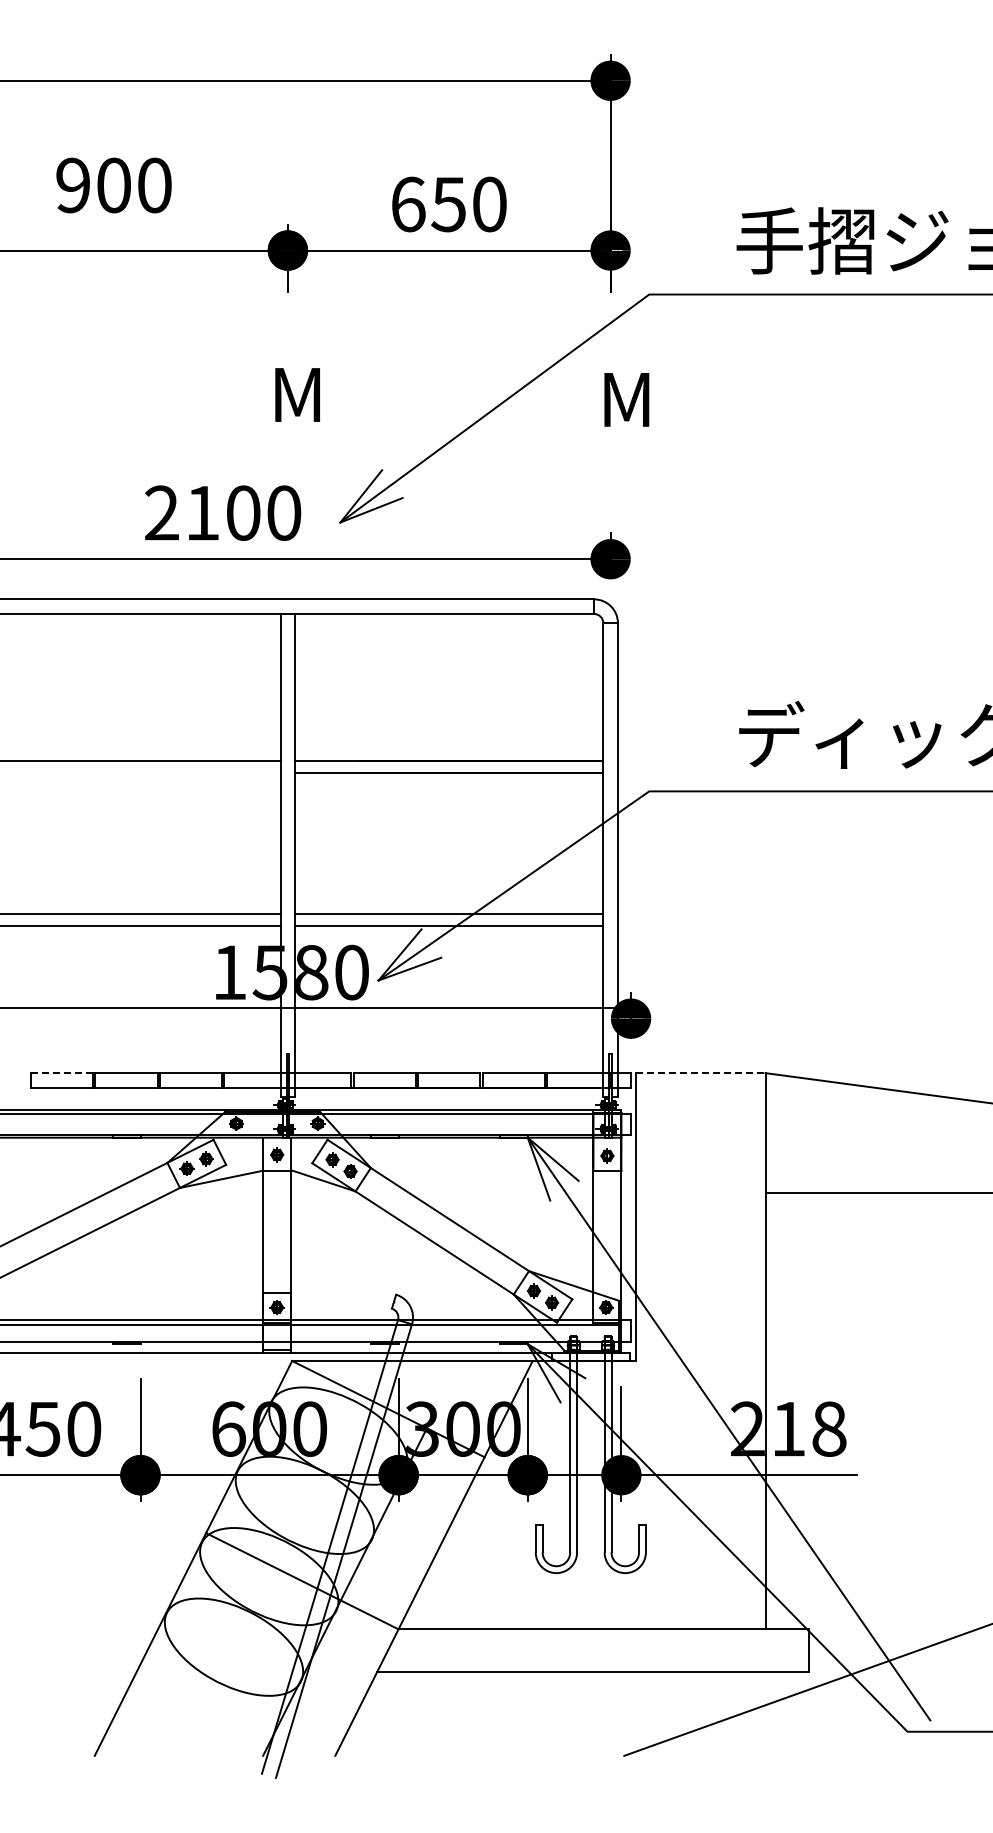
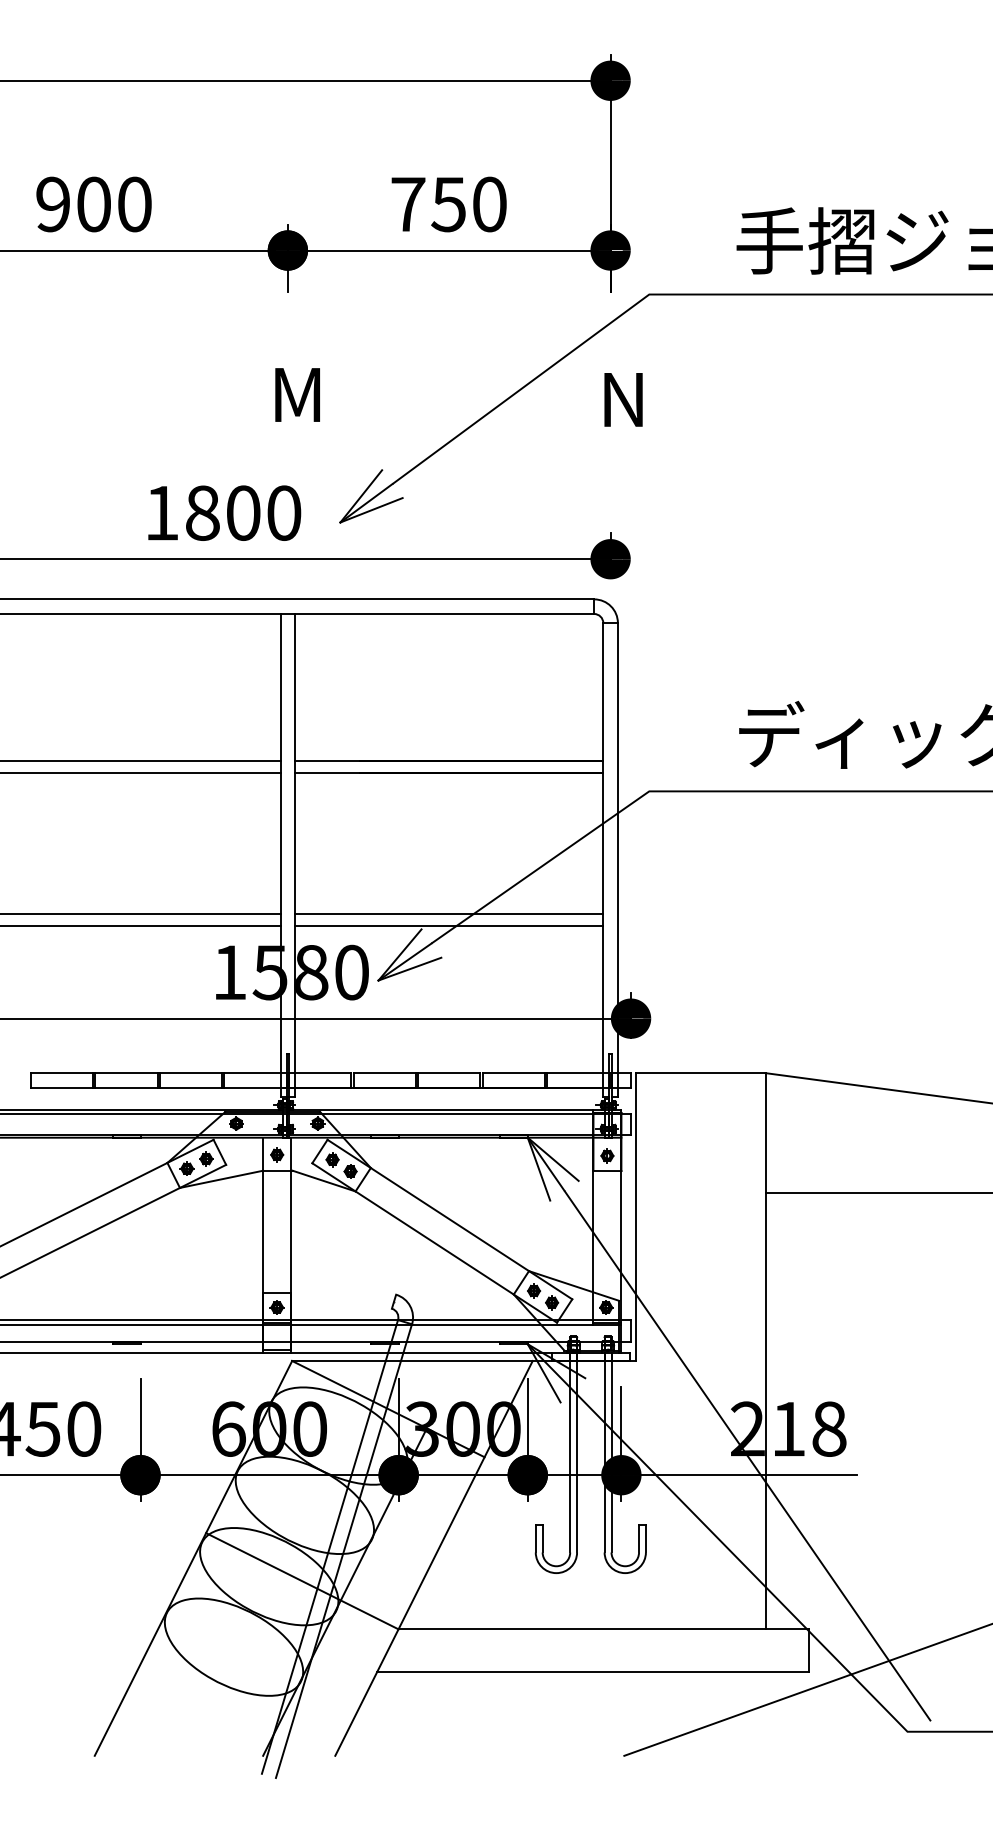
text position: (113, 185) -> (93, 204) (93, 204)
text: 650 -> 750 (408, 204)
text: M -> N (629, 399)
text: 2100 -> 1800 (182, 512)
line: none -> present (141, 772)
line position: (316, 1007) -> (316, 1018) (316, 1018)
line: dashed -> solid (61, 1072)
line: dashed -> solid (700, 1073)
